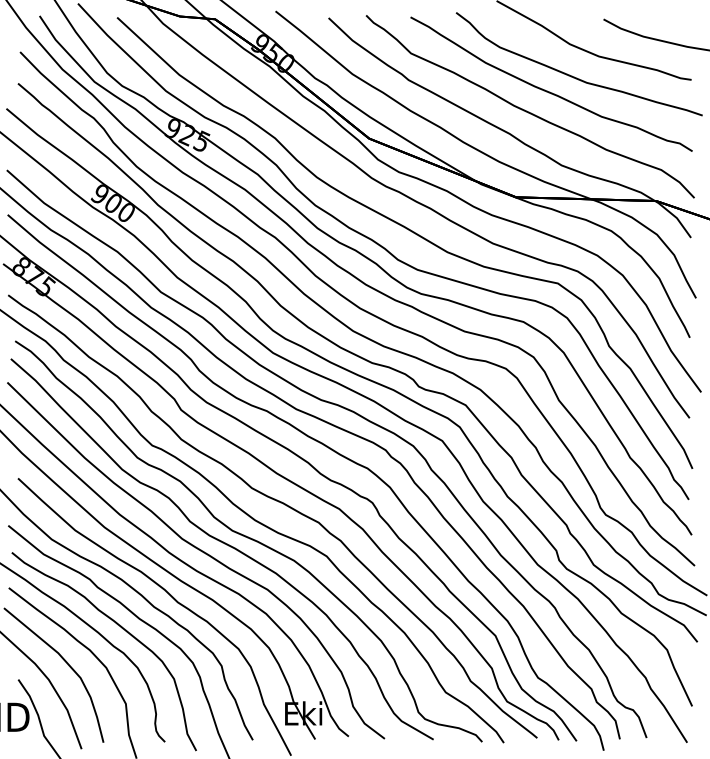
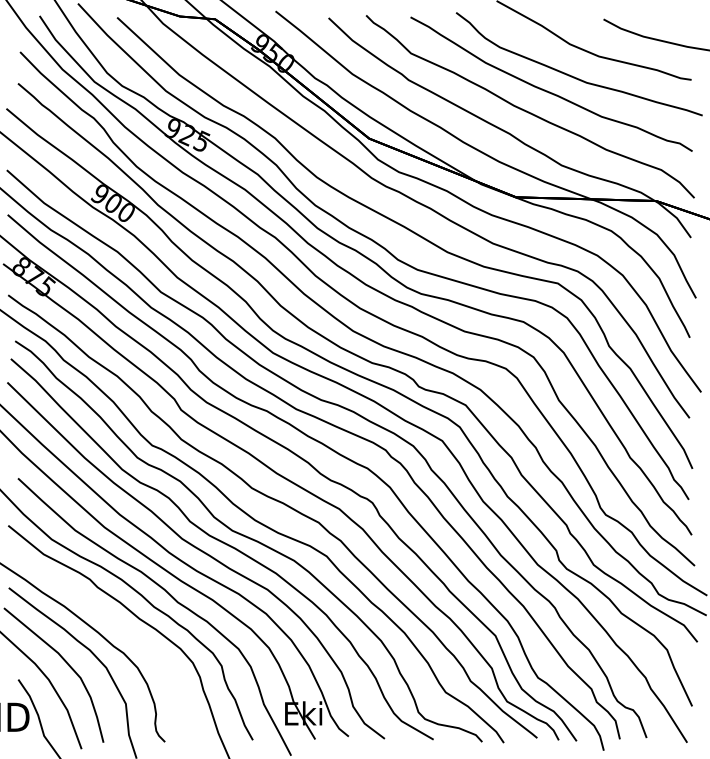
curve: present -> none (122, 629)
